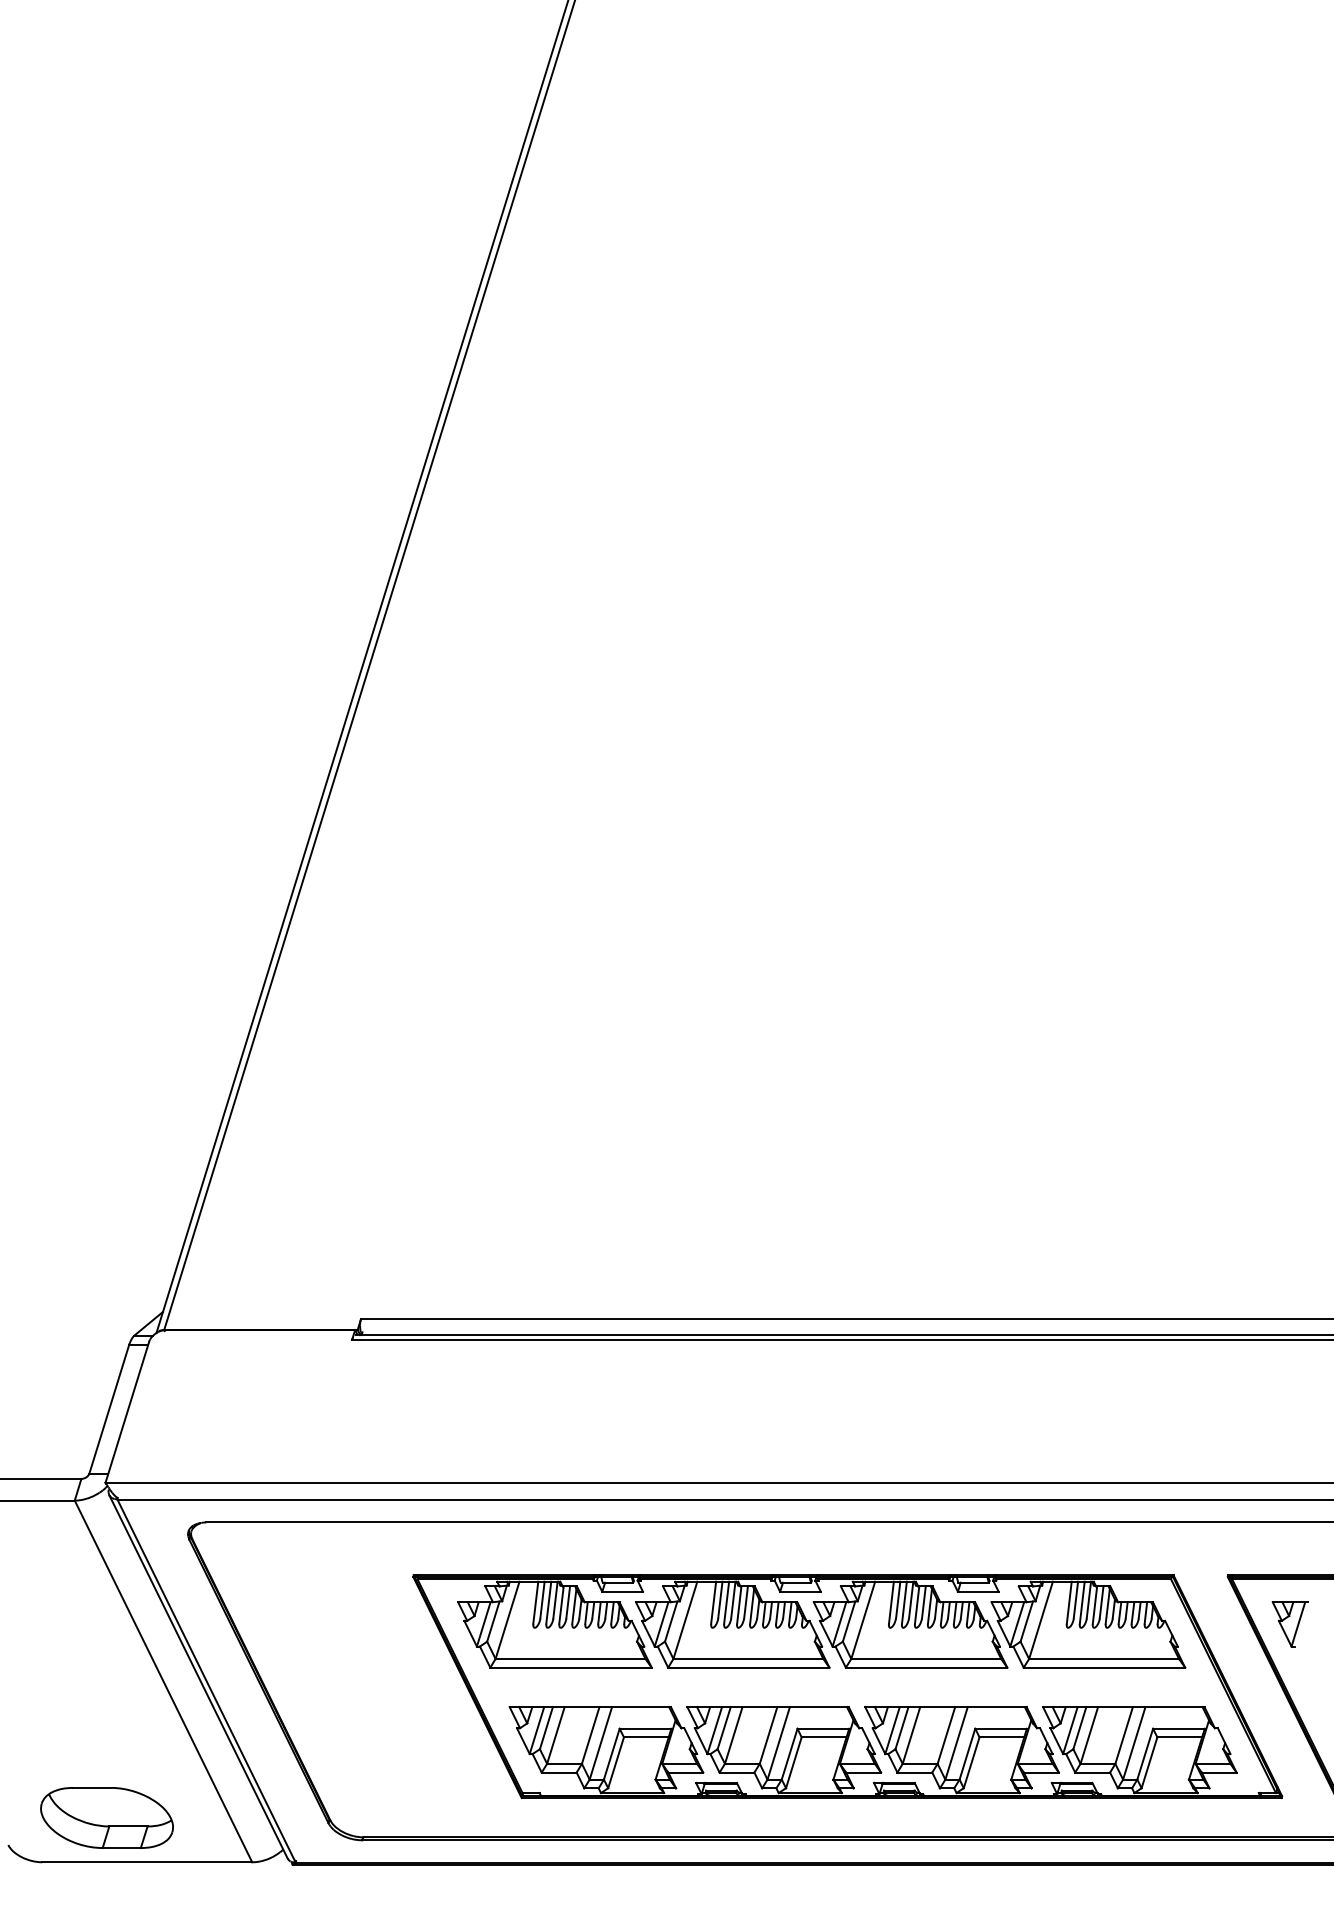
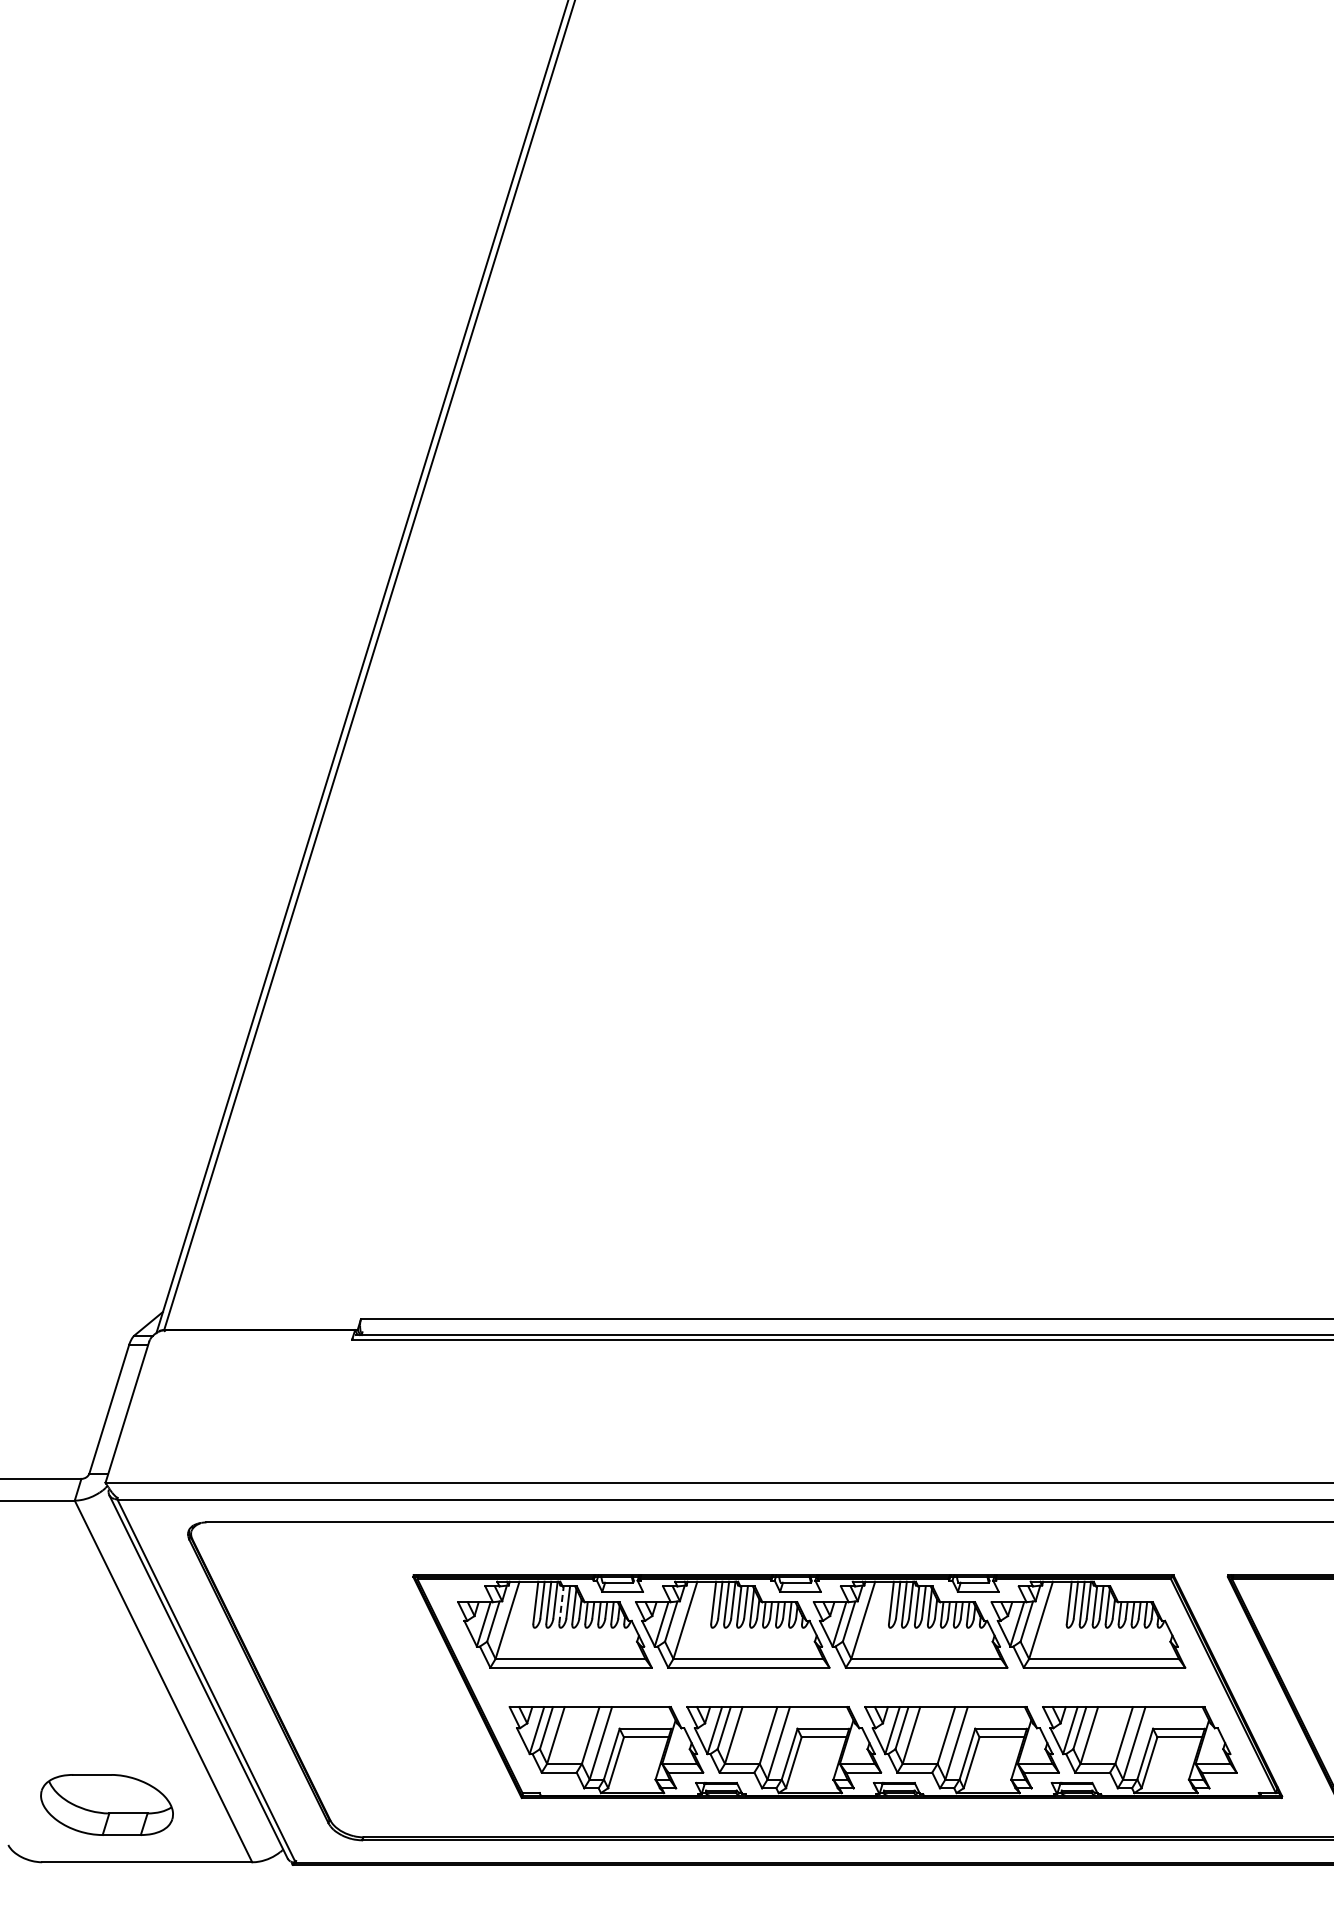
line: solid -> dashed (561, 1605)
part: present -> none (1289, 1624)
part position: (106, 1817) -> (106, 1804) (106, 1804)
